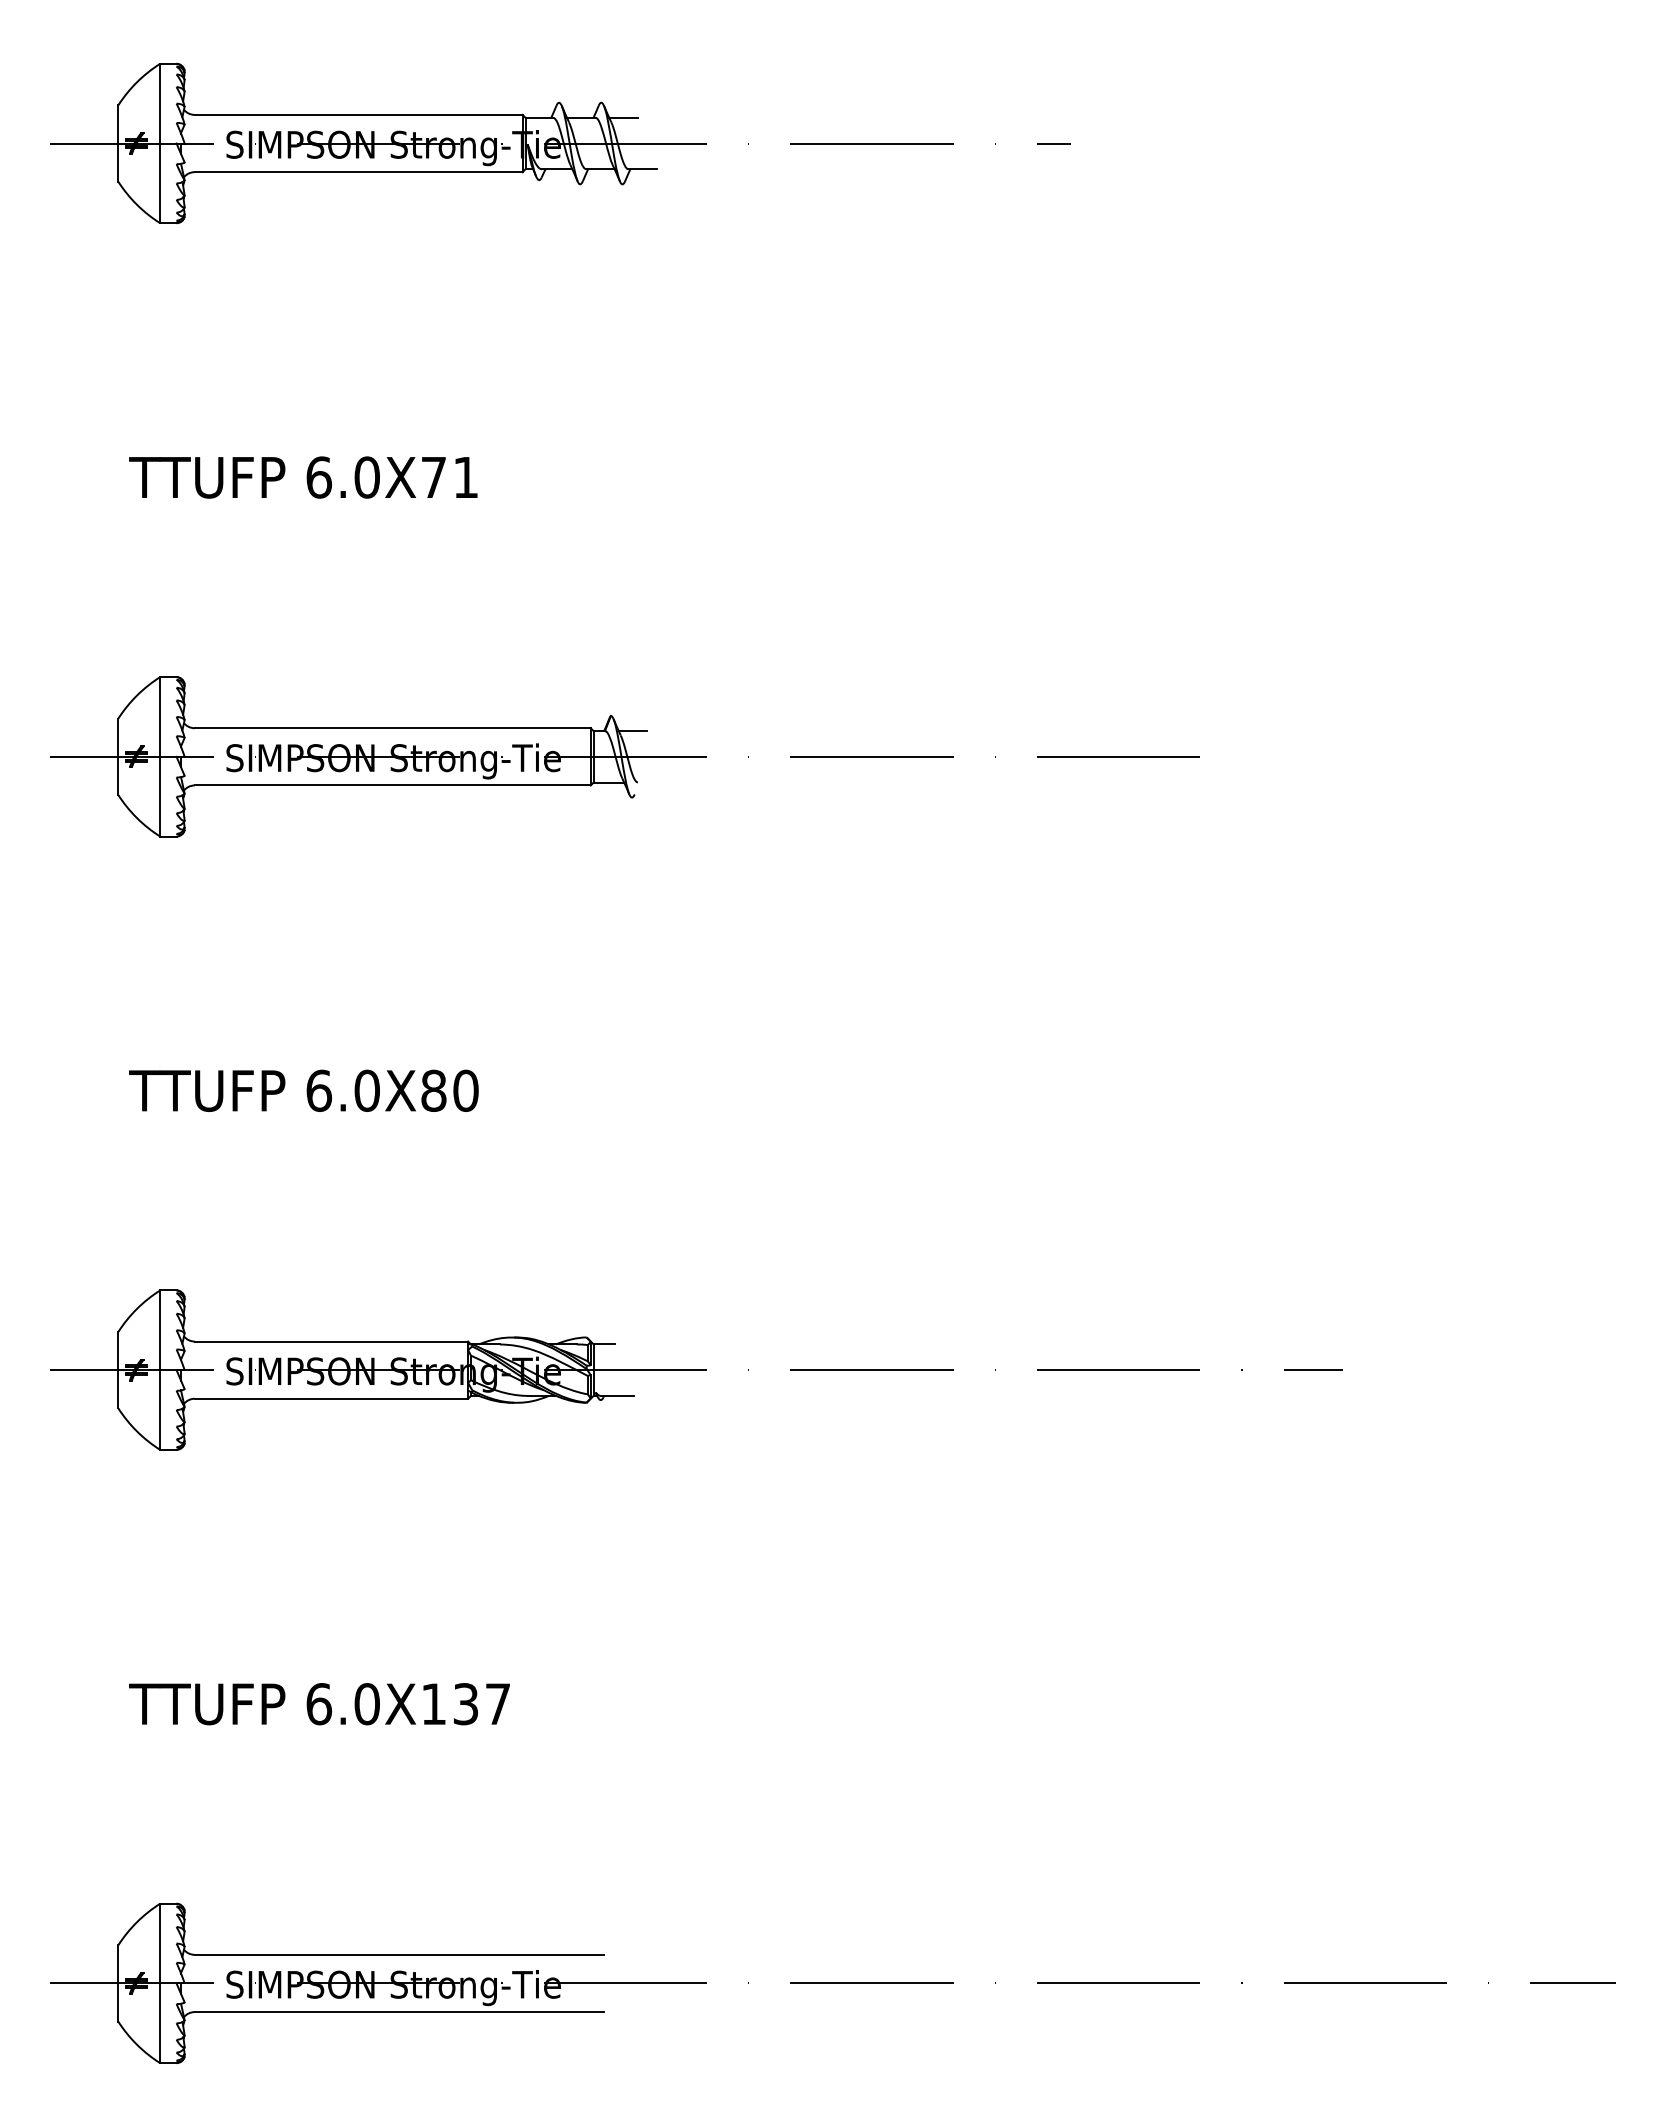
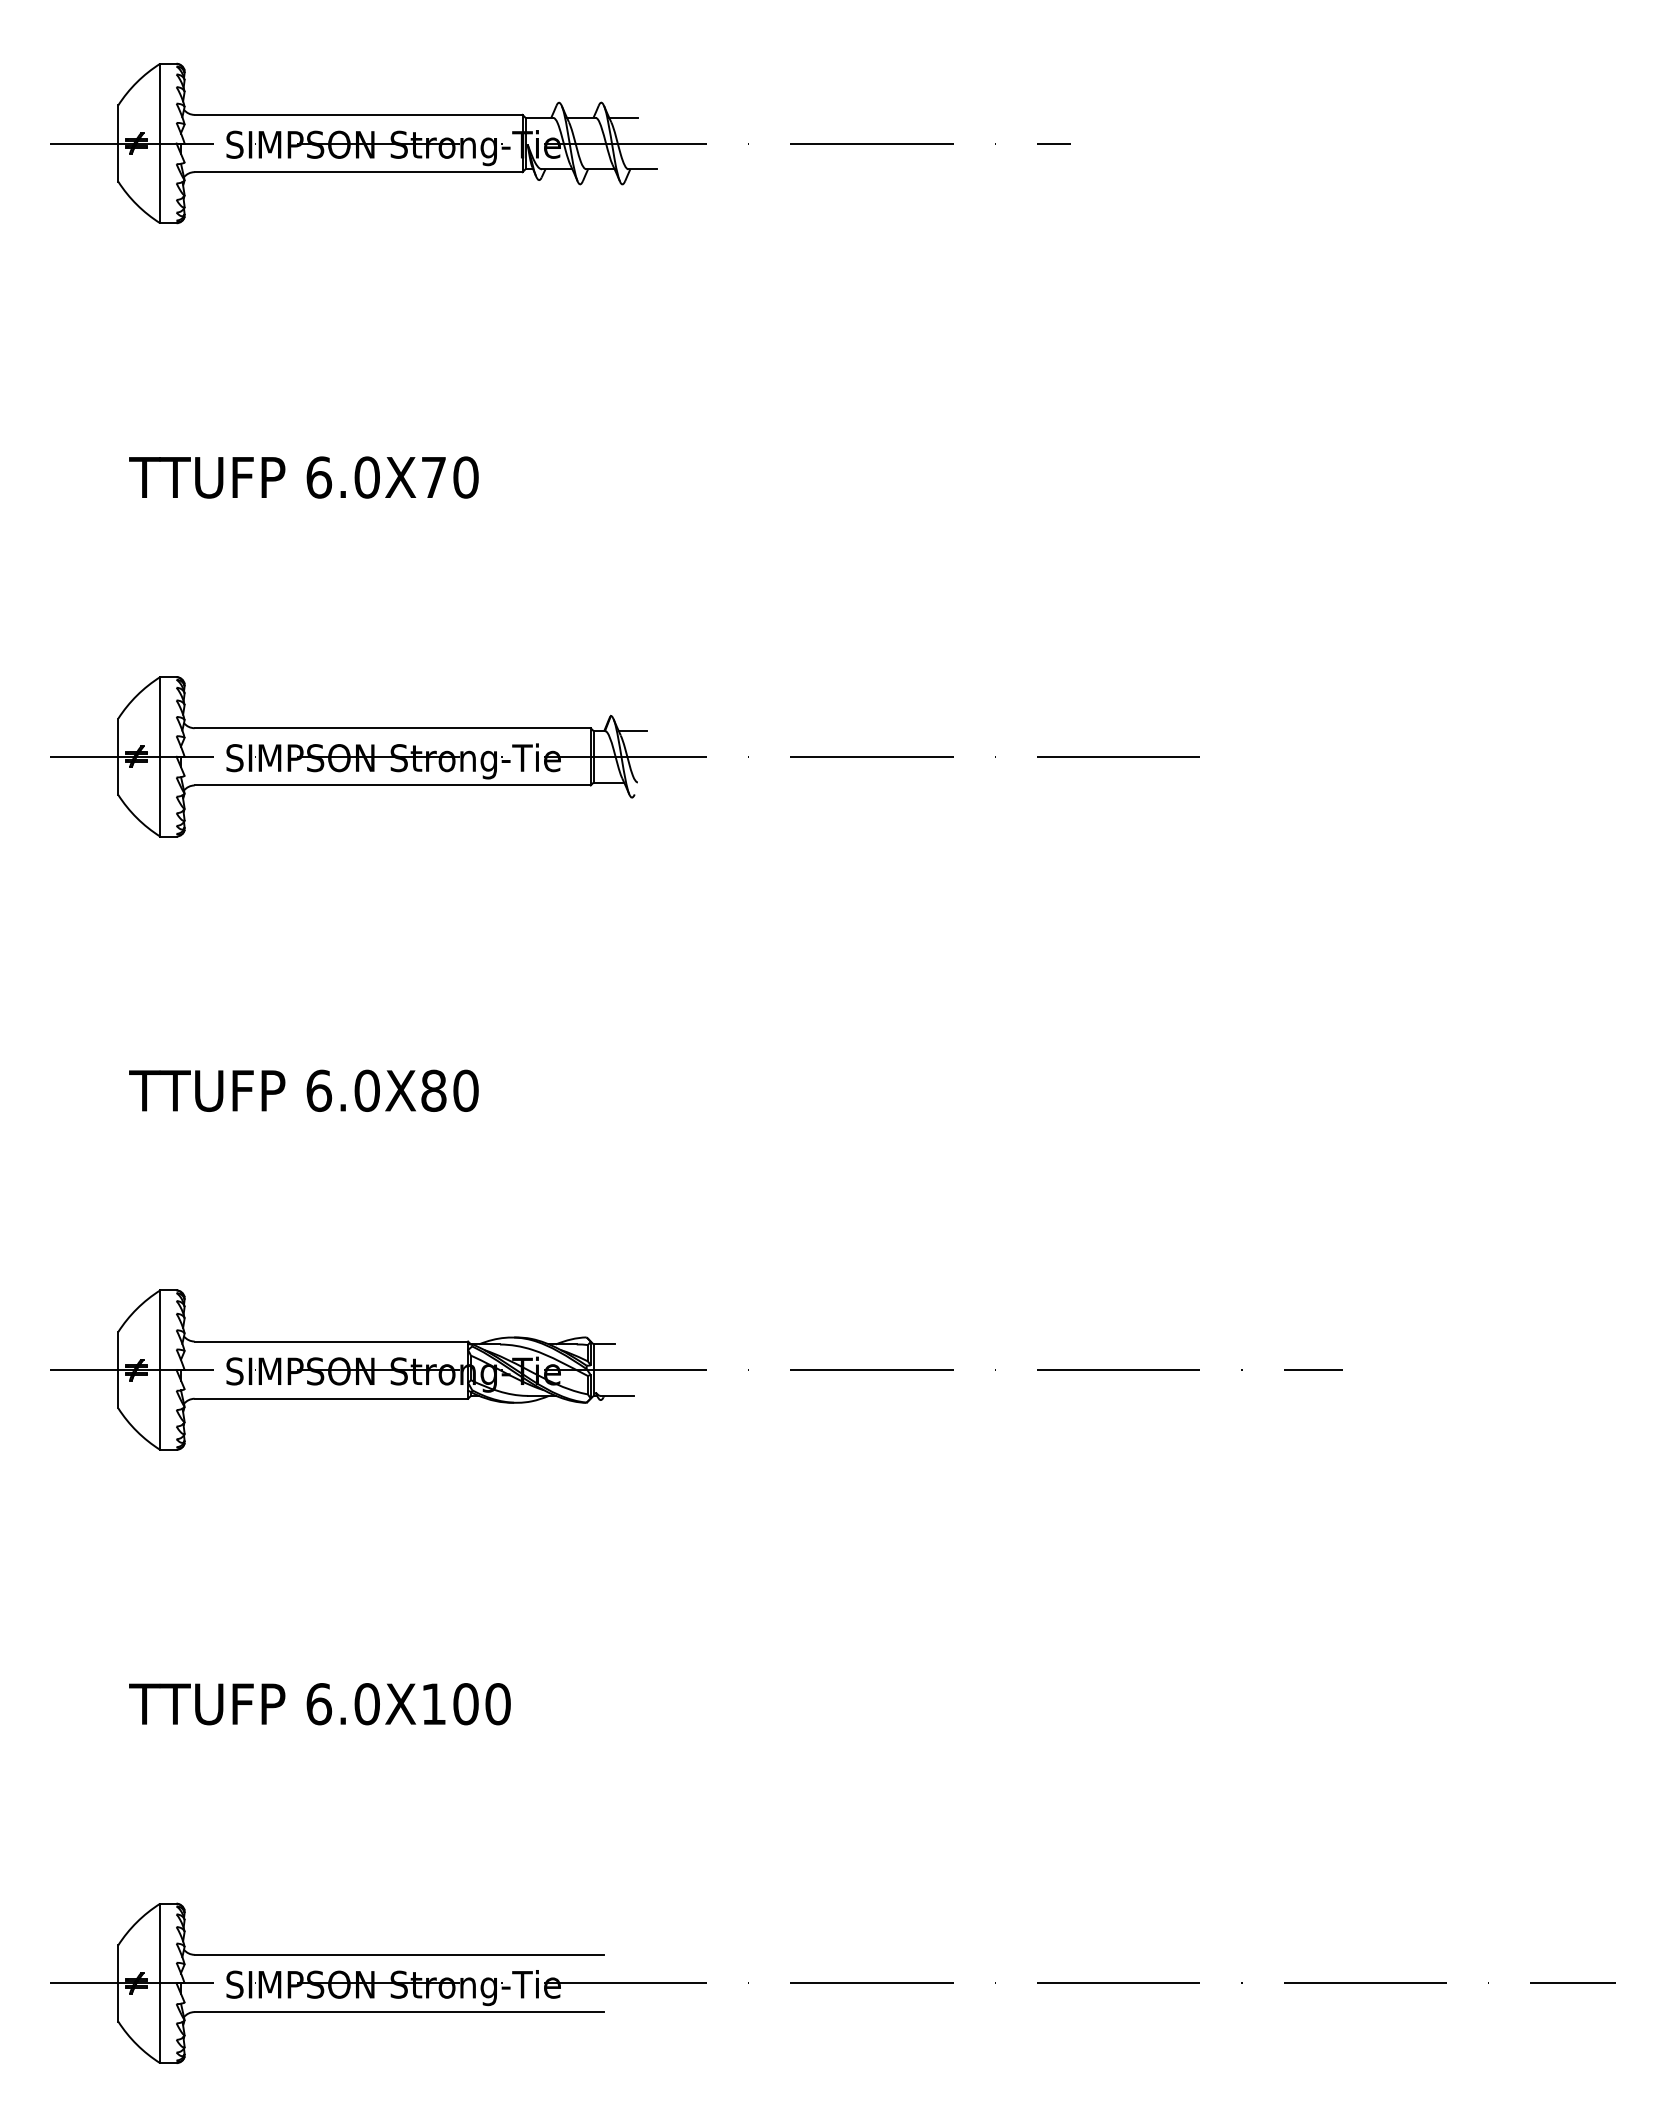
text: 6.0X71 -> 6.0X70 (465, 477)
text: 6.0X137 -> 6.0X100 (481, 1704)
